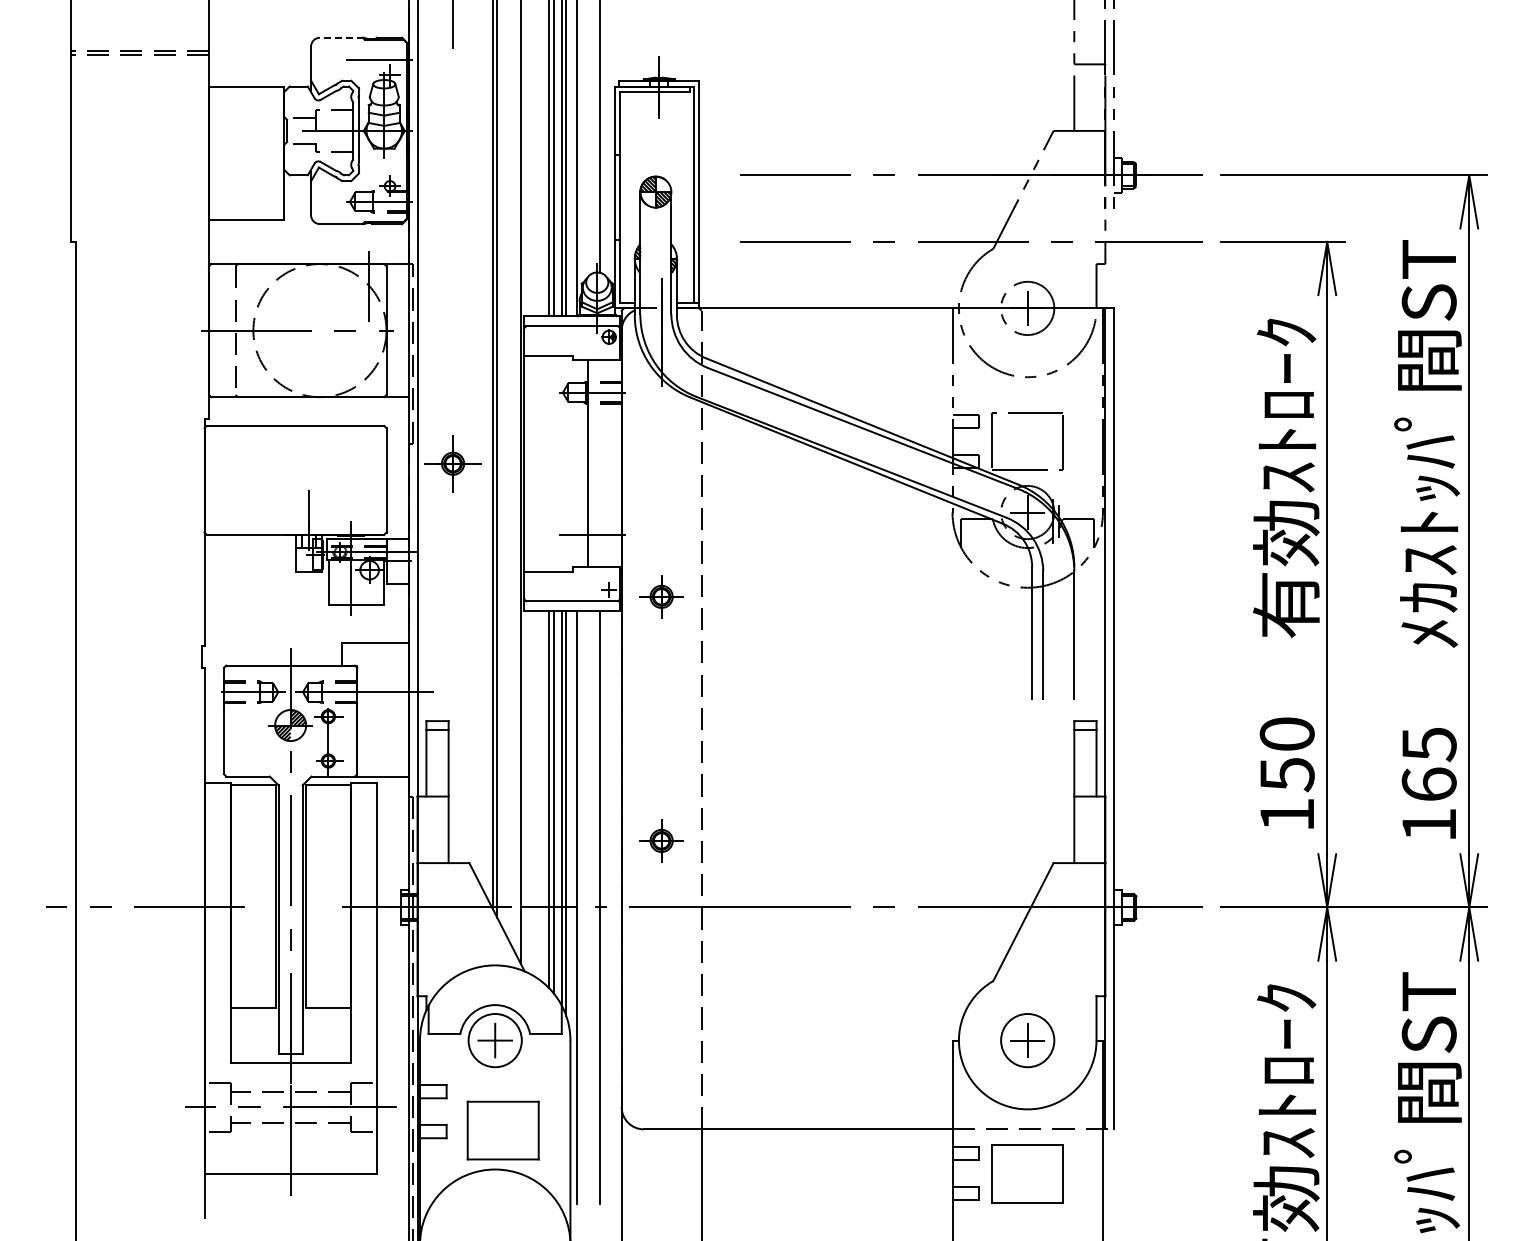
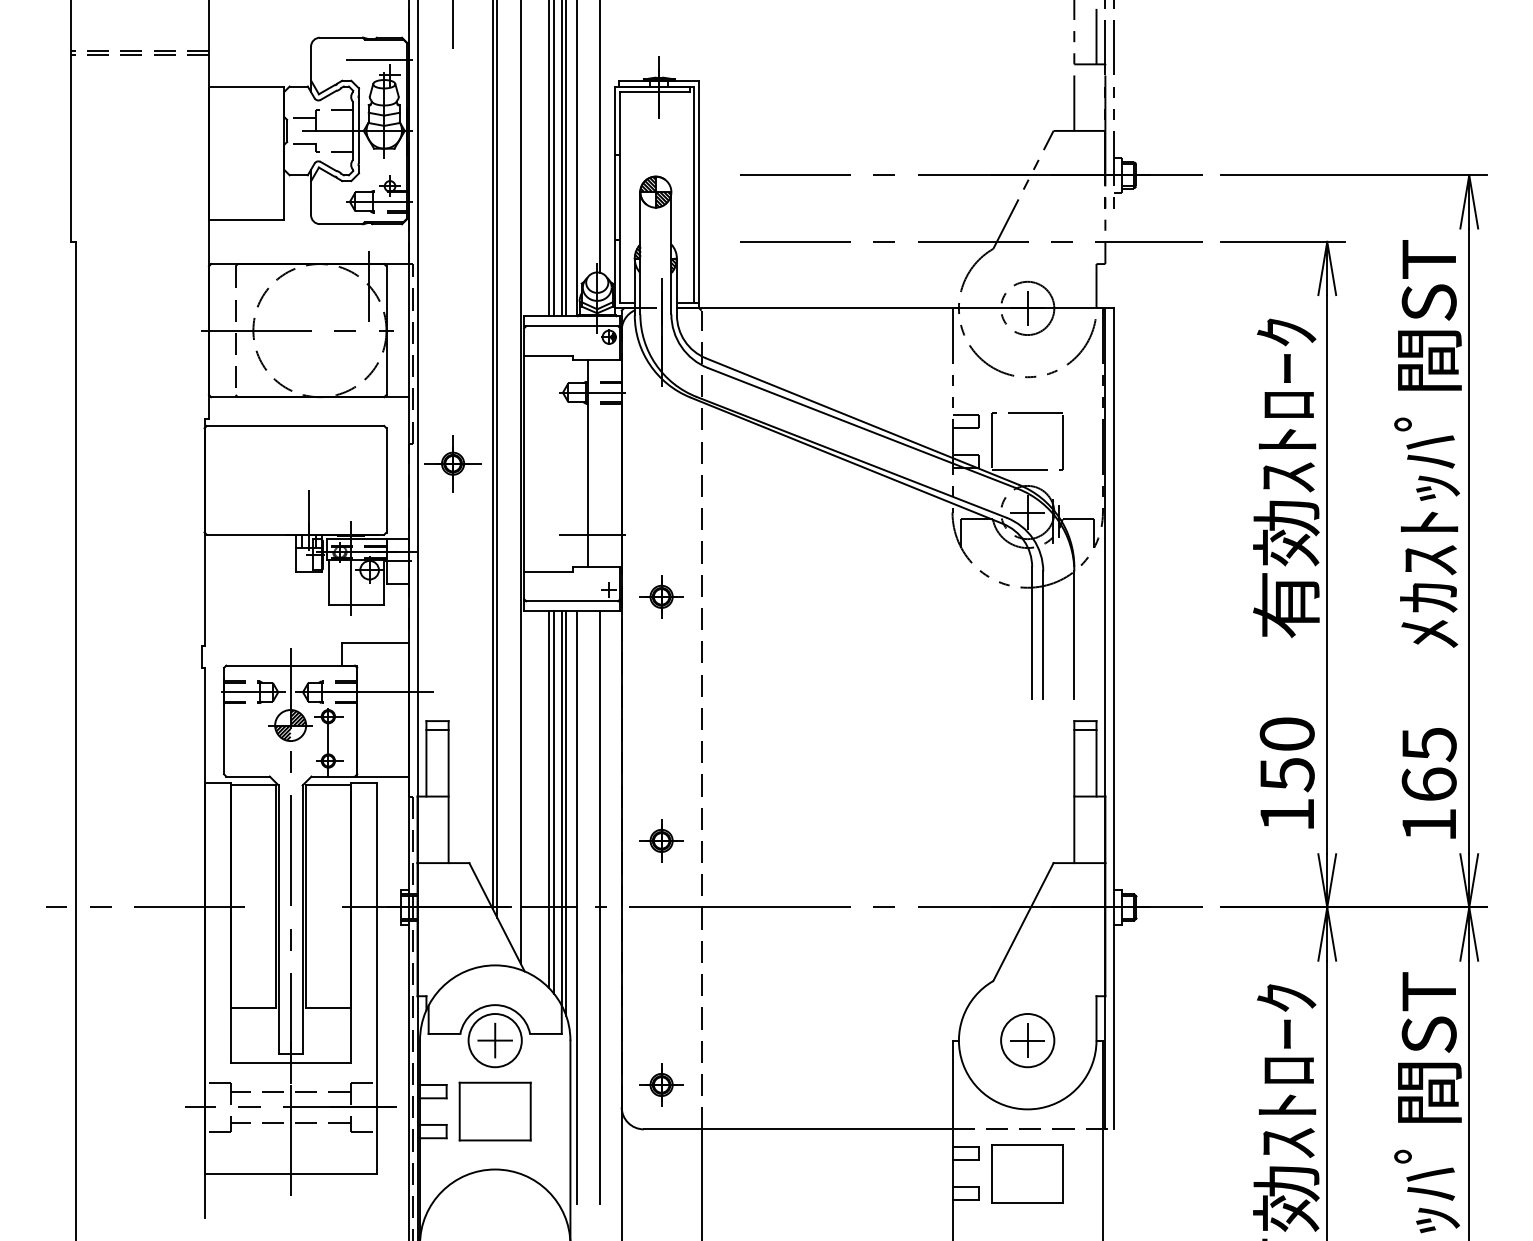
line: none -> present (1096, 33)
line: dashed -> solid (341, 37)
part: none -> present (661, 1084)
part position: (502, 1130) -> (494, 1111) (494, 1111)
